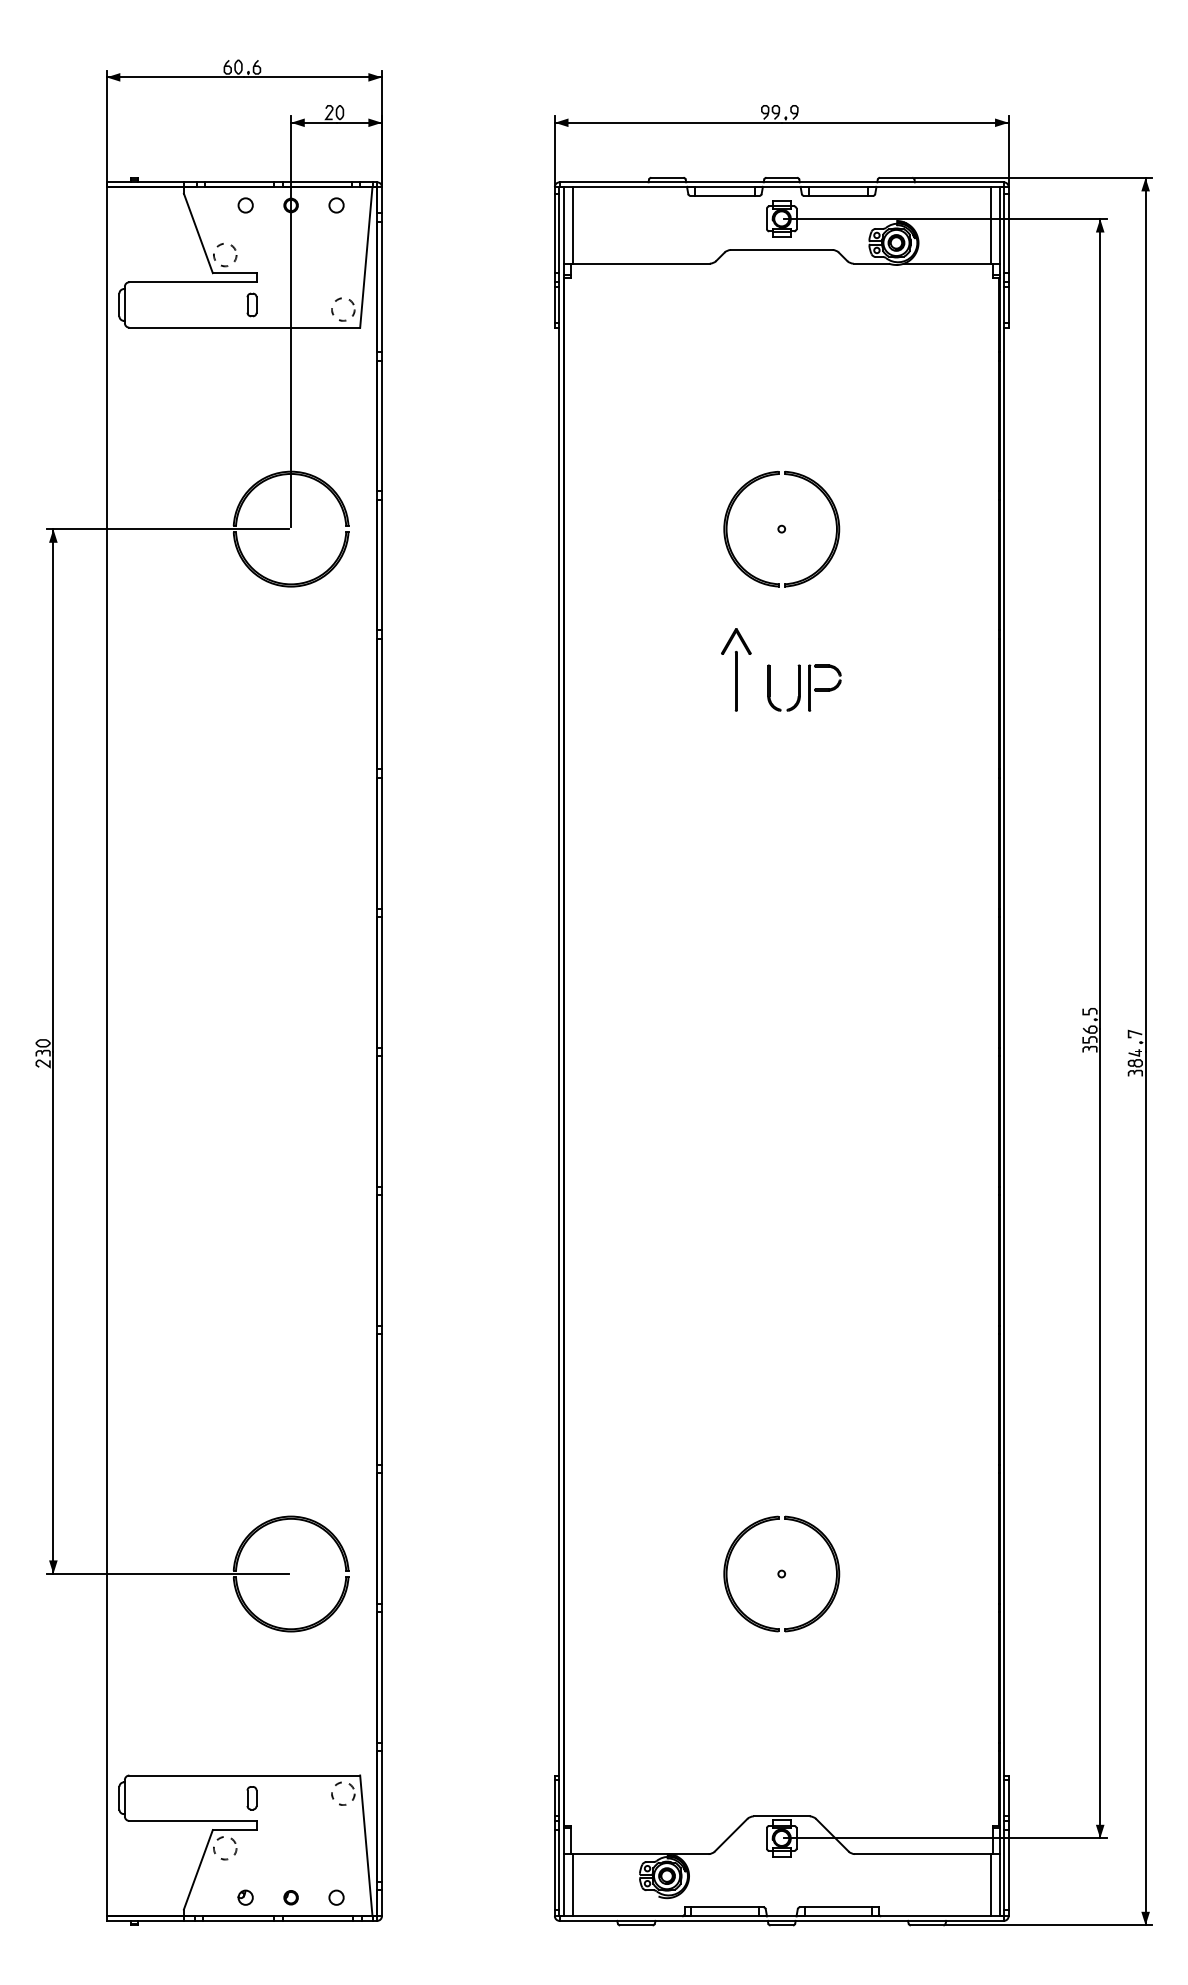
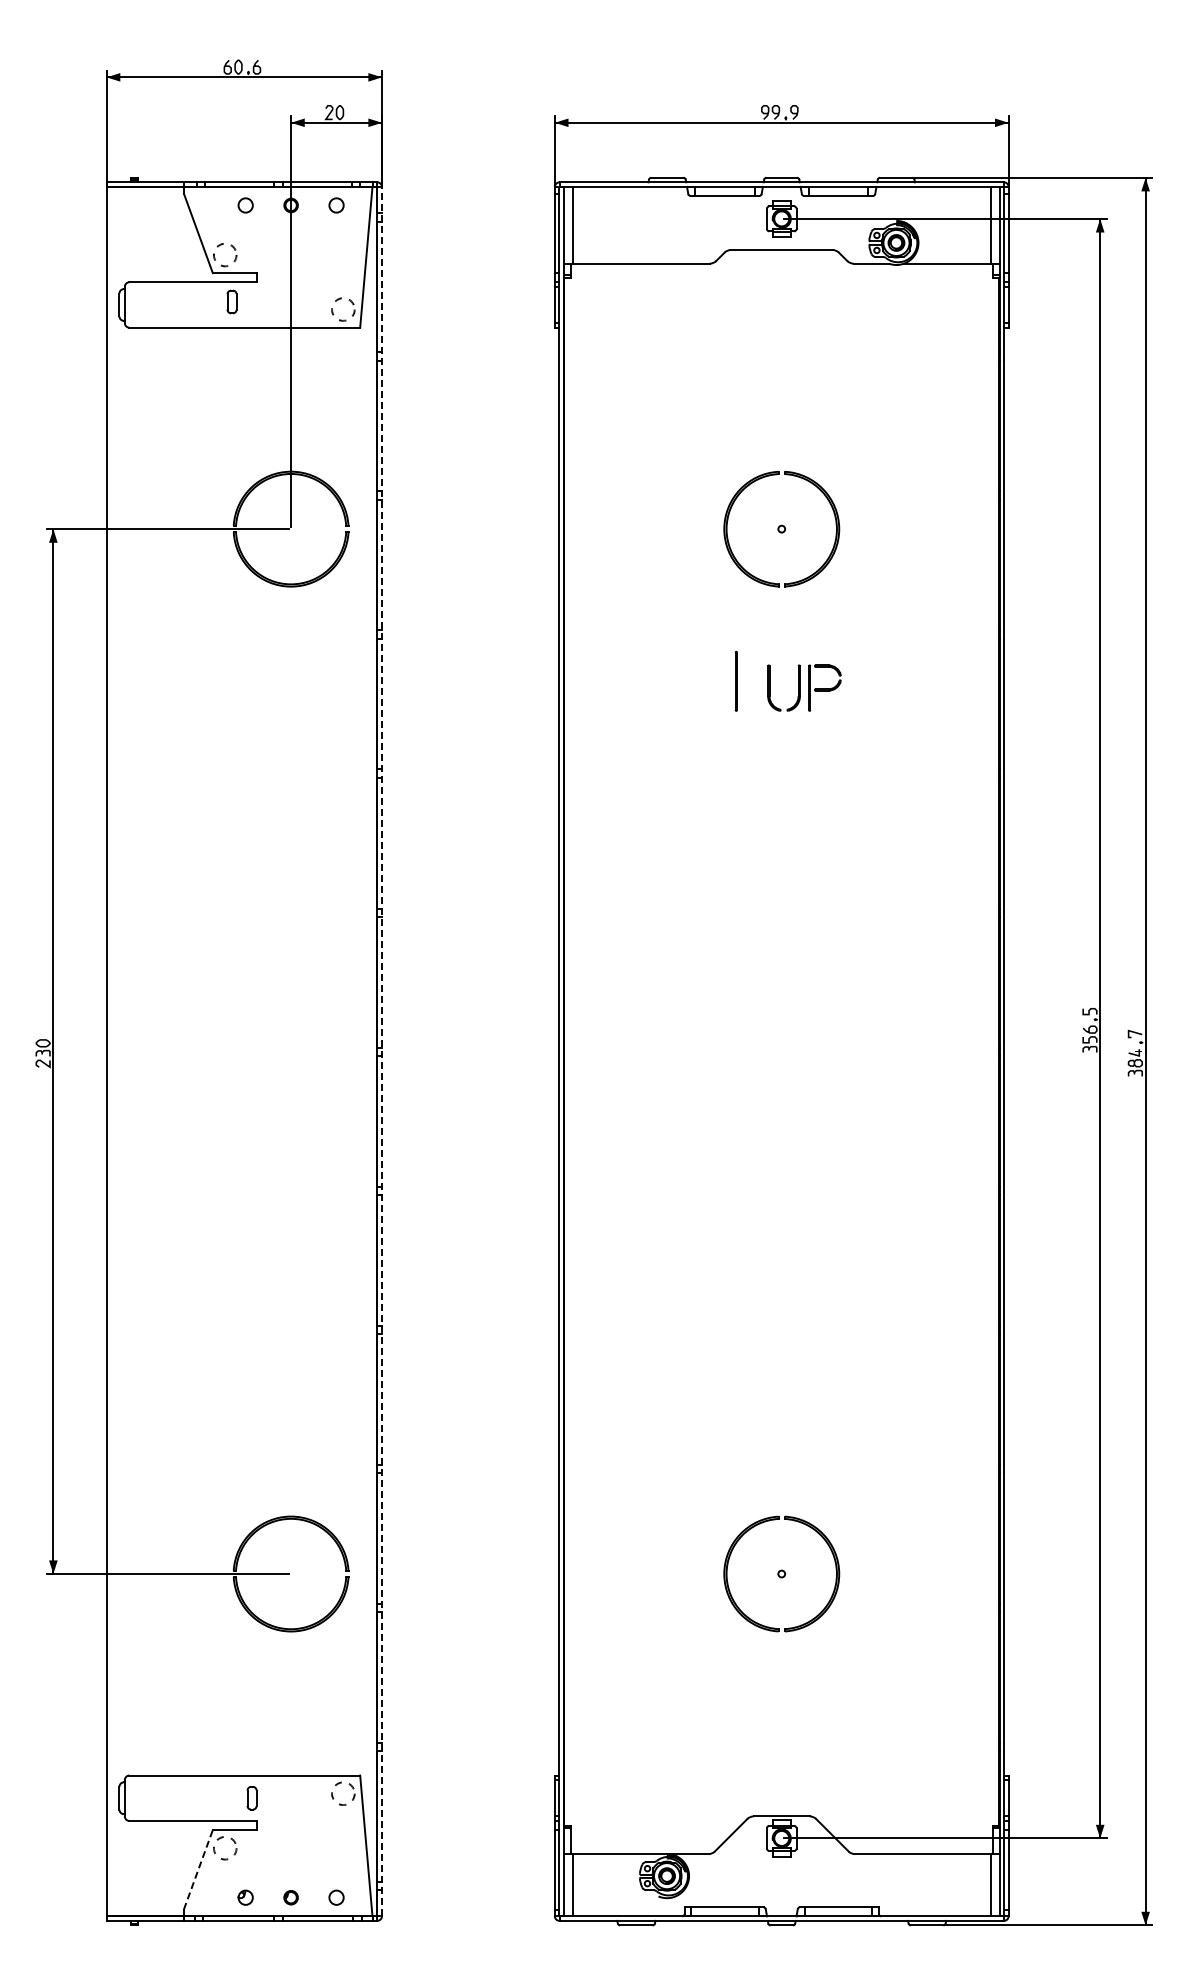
part position: (251, 304) -> (231, 301) (231, 301)
part: present -> none (736, 641)
line: solid -> dashed (381, 1051)
line: solid -> dashed (198, 1869)
